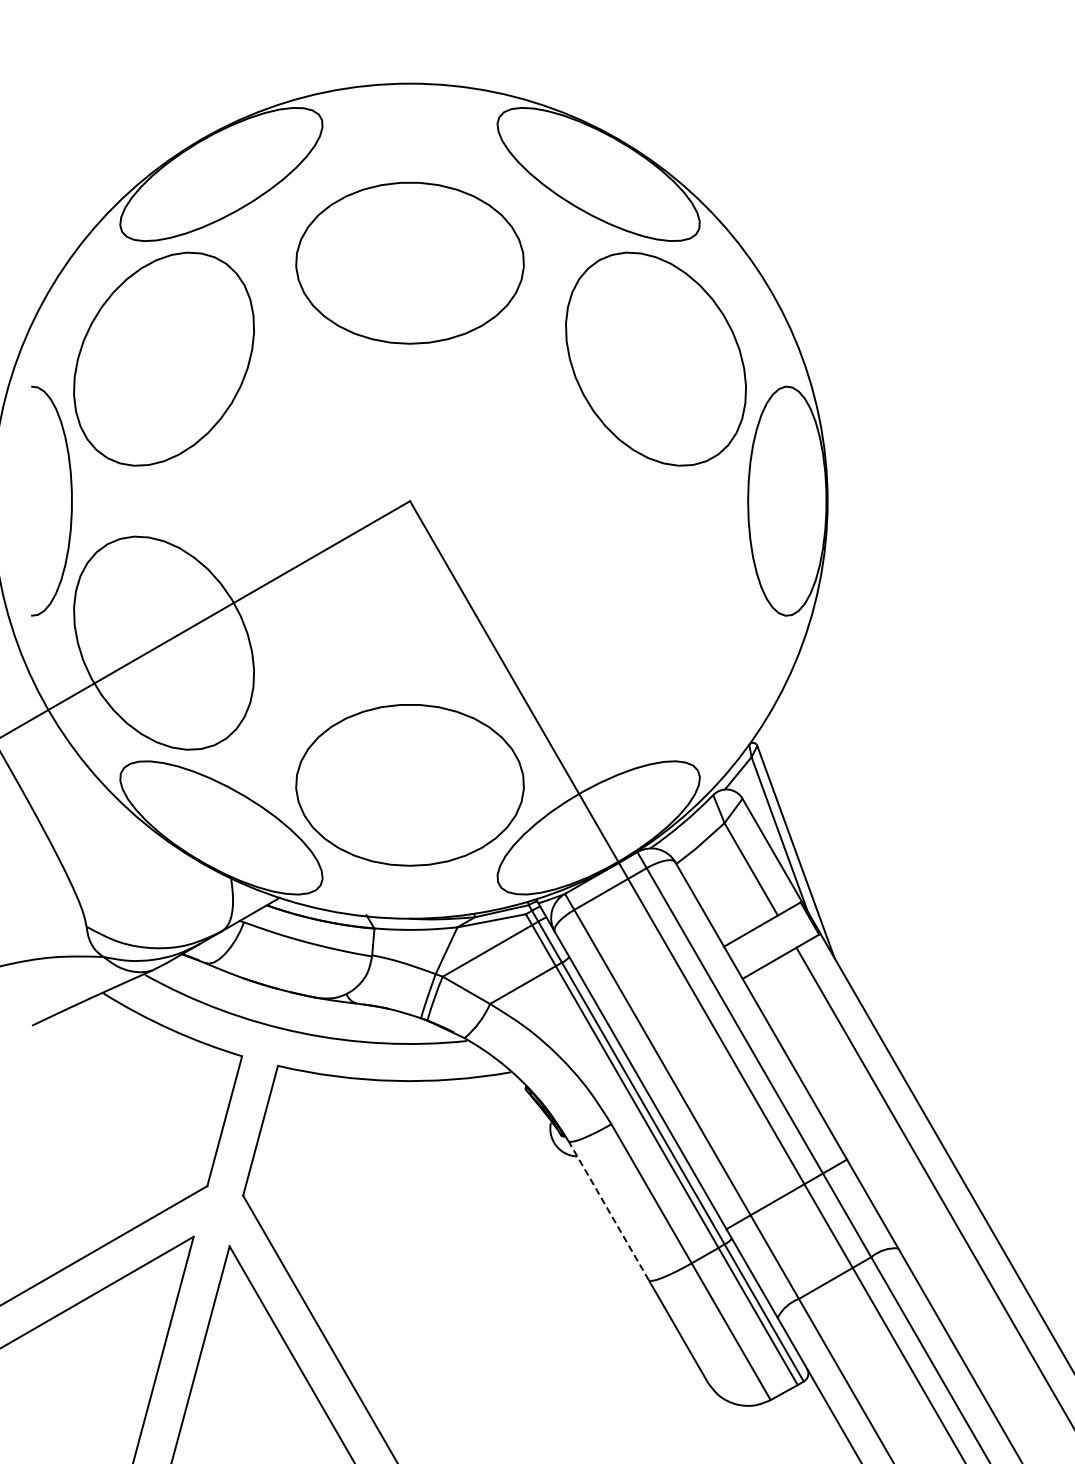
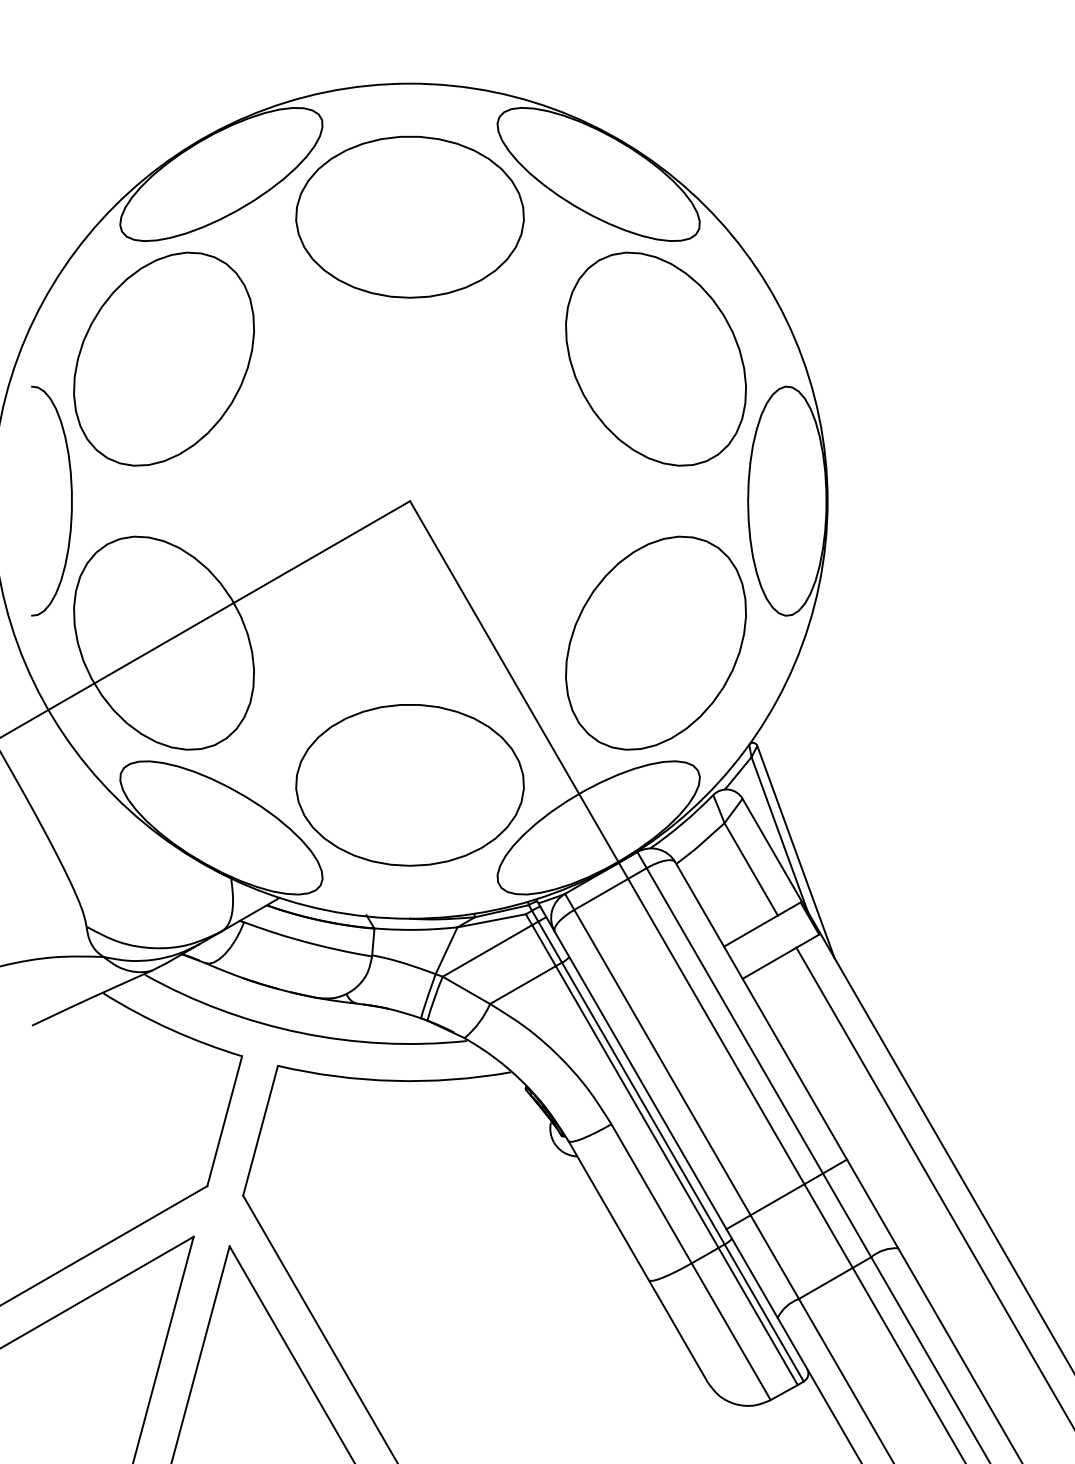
part position: (409, 262) -> (409, 216) (409, 216)
part: none -> present (655, 642)
line: dashed -> solid (608, 1210)
